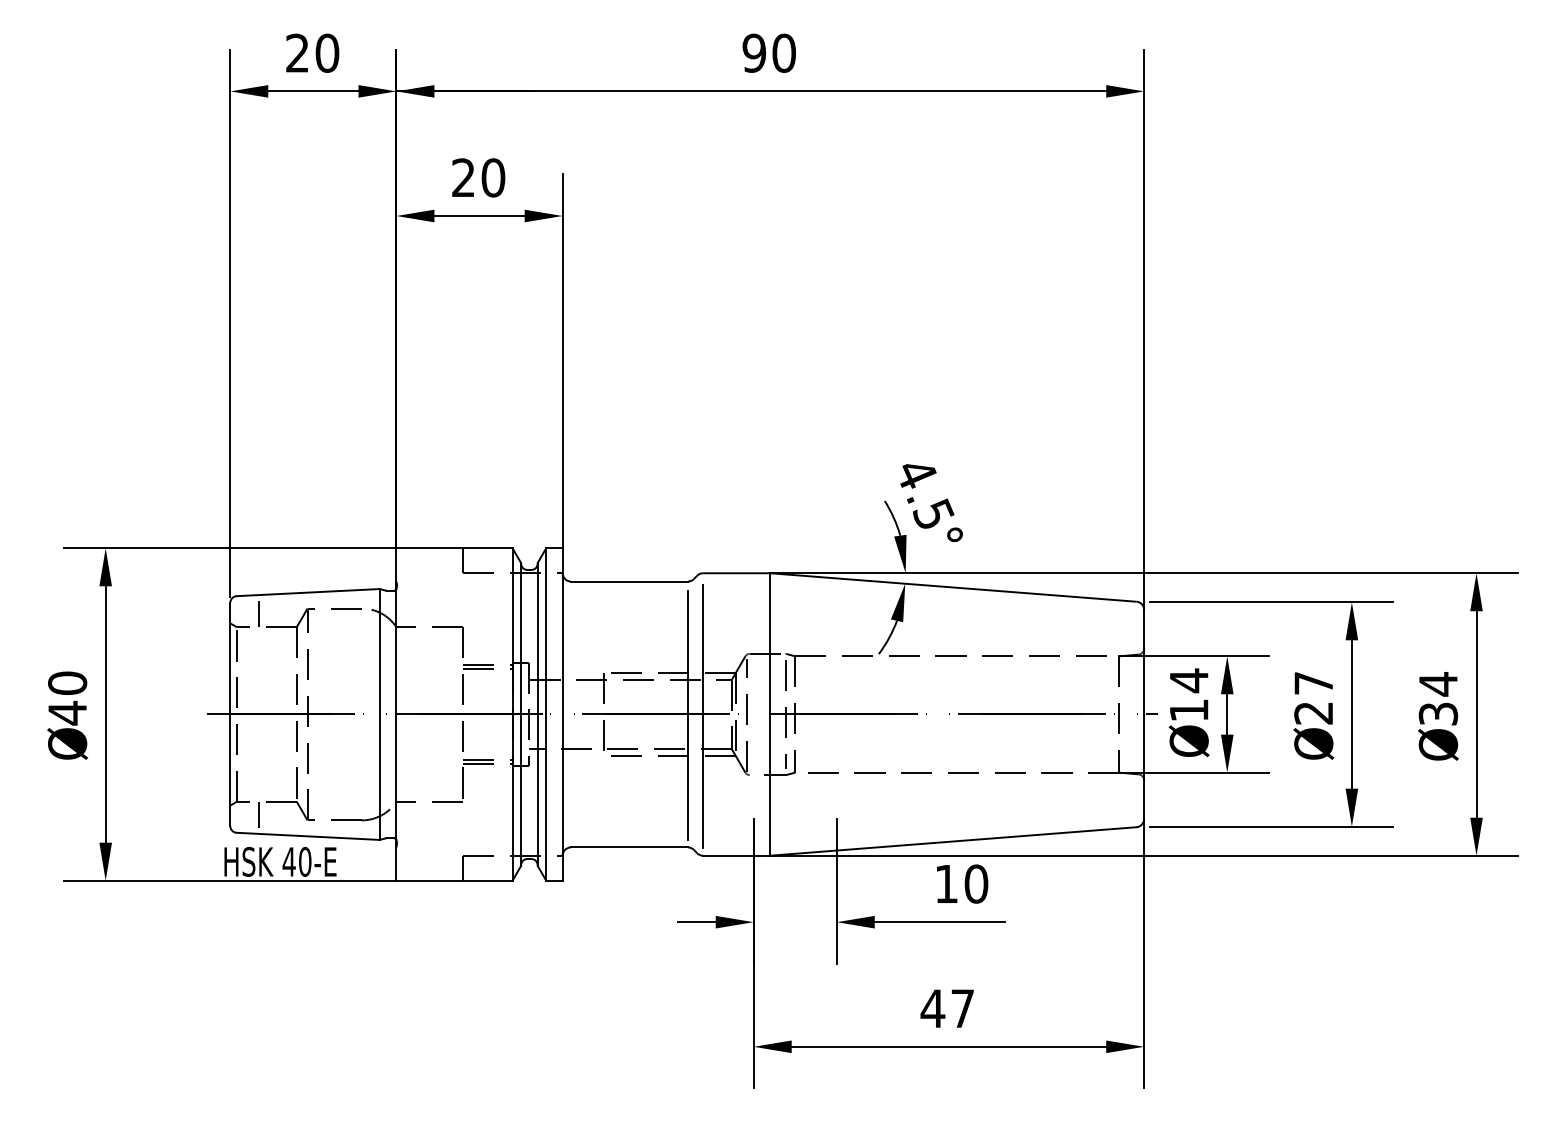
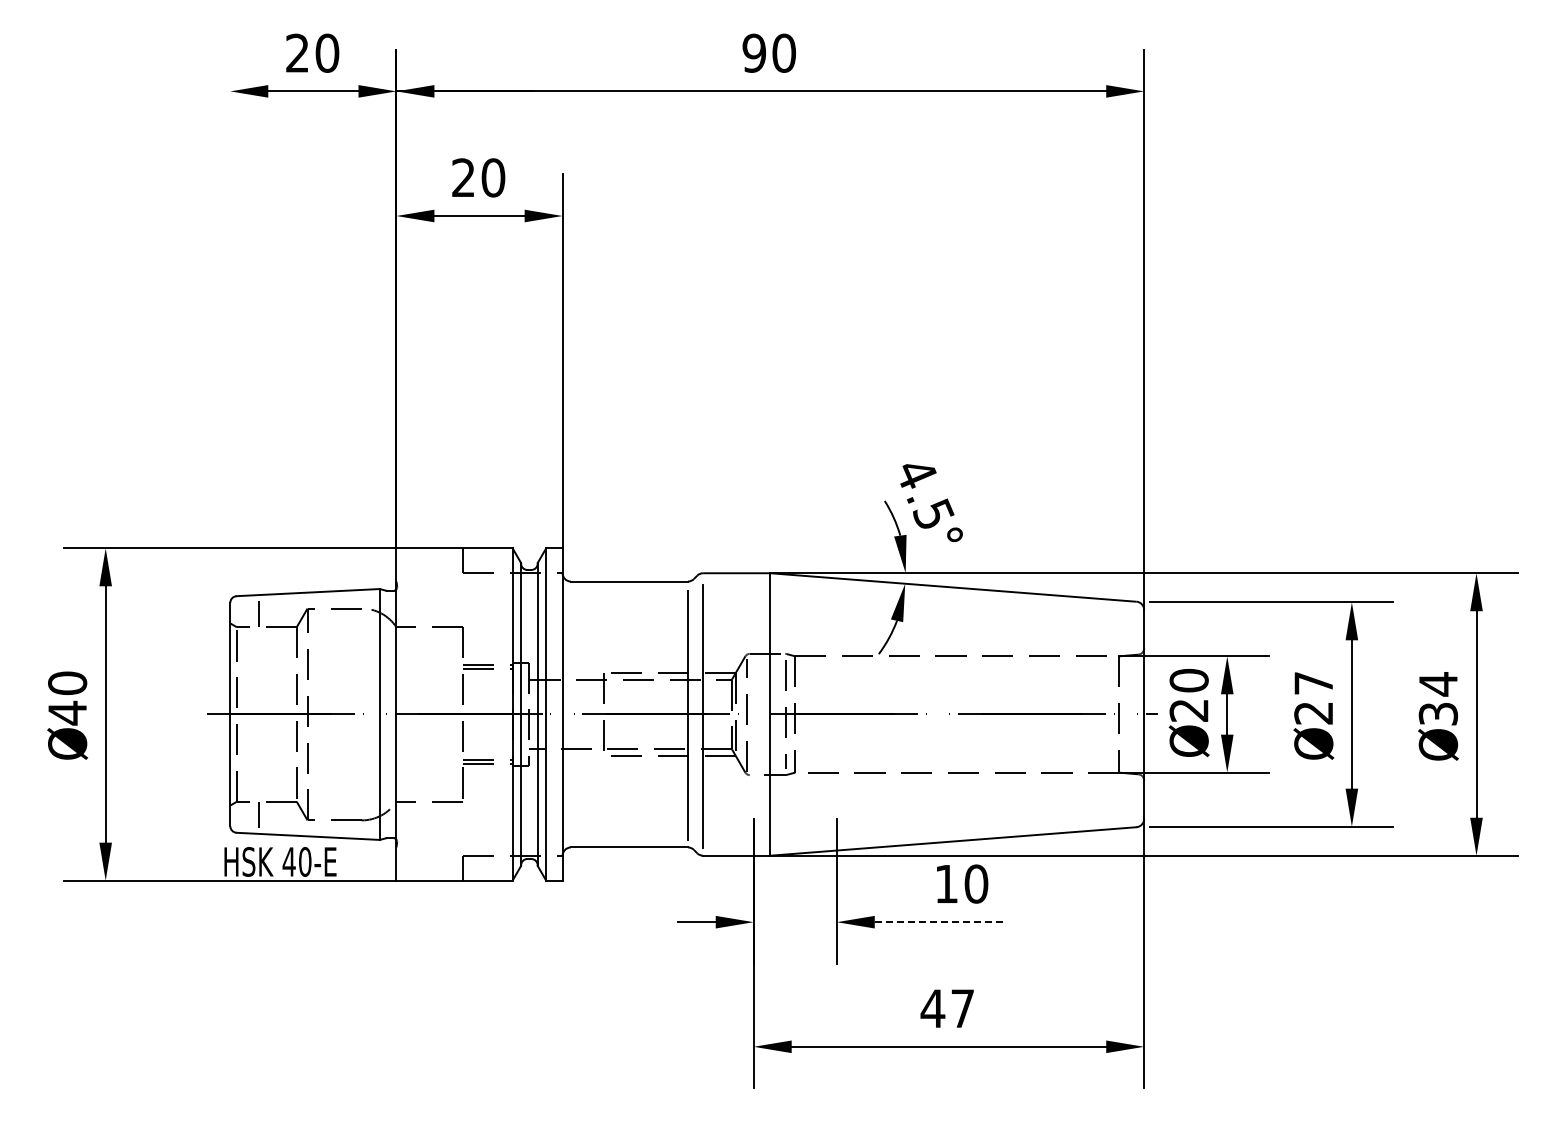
line: present -> none (230, 322)
text: 14 -> 20 (1188, 694)
line: solid -> dashed (940, 922)
